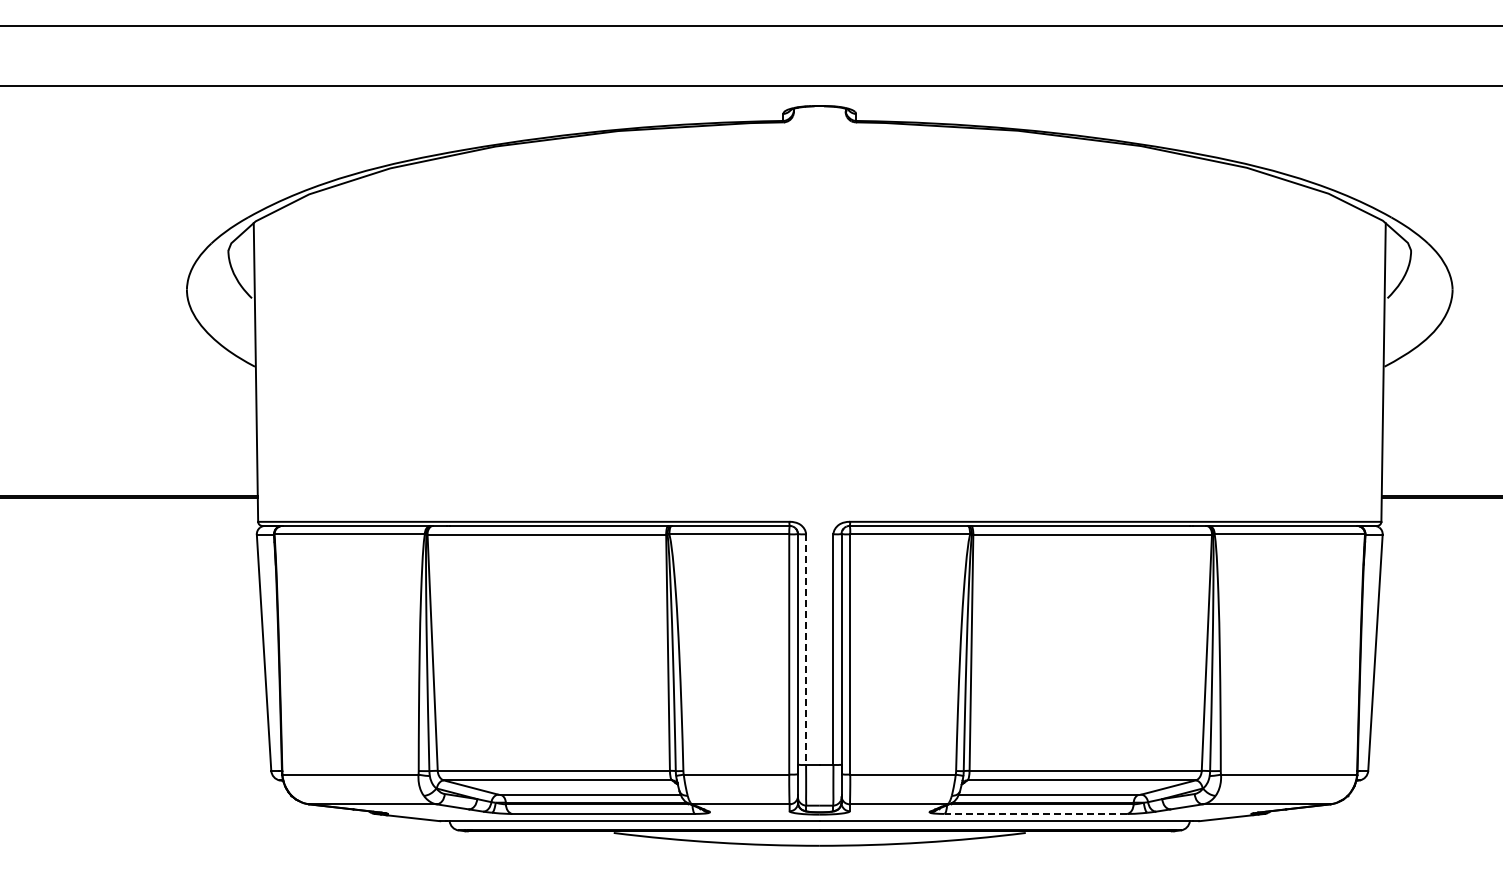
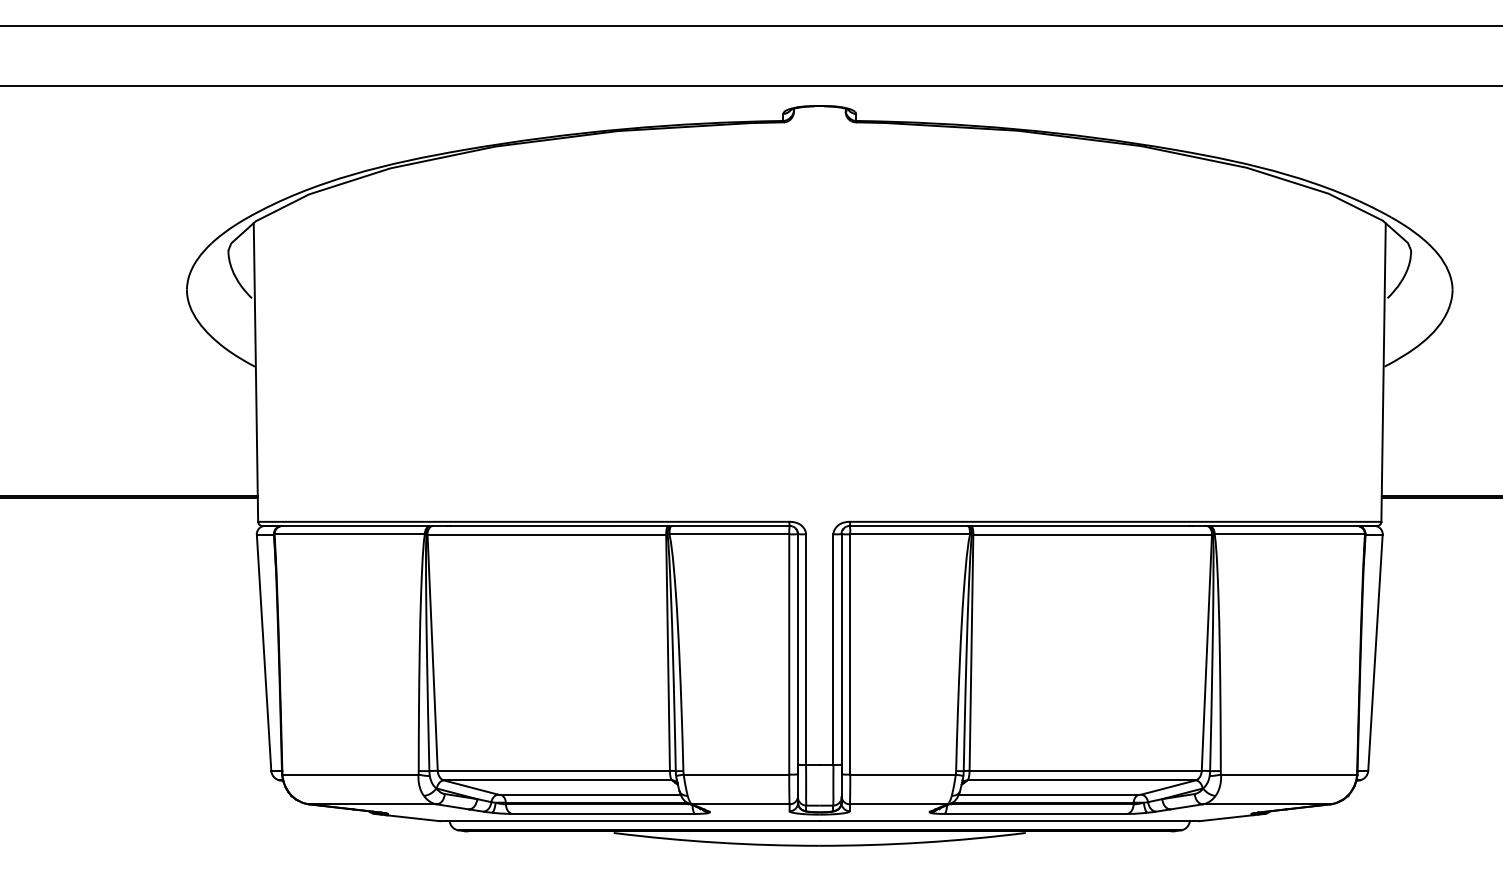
line: dashed -> solid (806, 650)
line: dashed -> solid (1035, 813)
